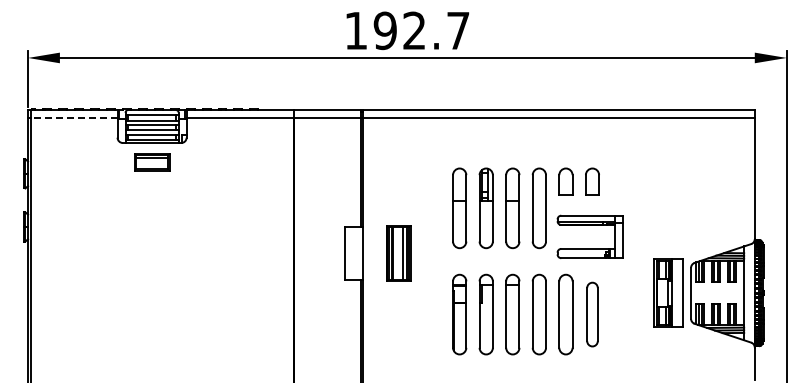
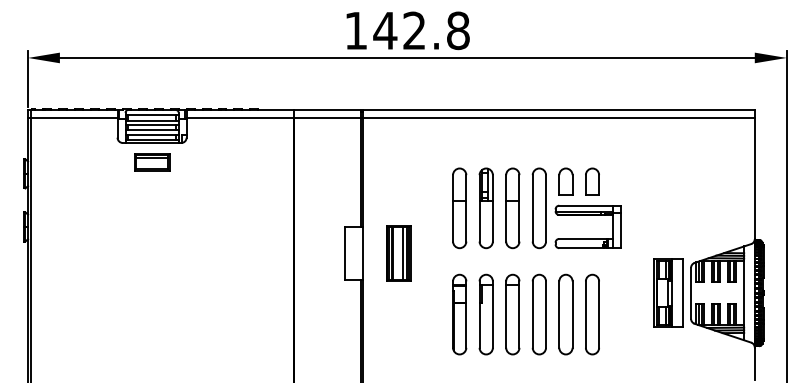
text: 192.7 -> 142.8 (421, 30)
line: dashed -> solid (73, 118)
part position: (589, 225) -> (587, 215) (587, 215)
part size: 13x67 px -> 15x83 px (592, 314)
